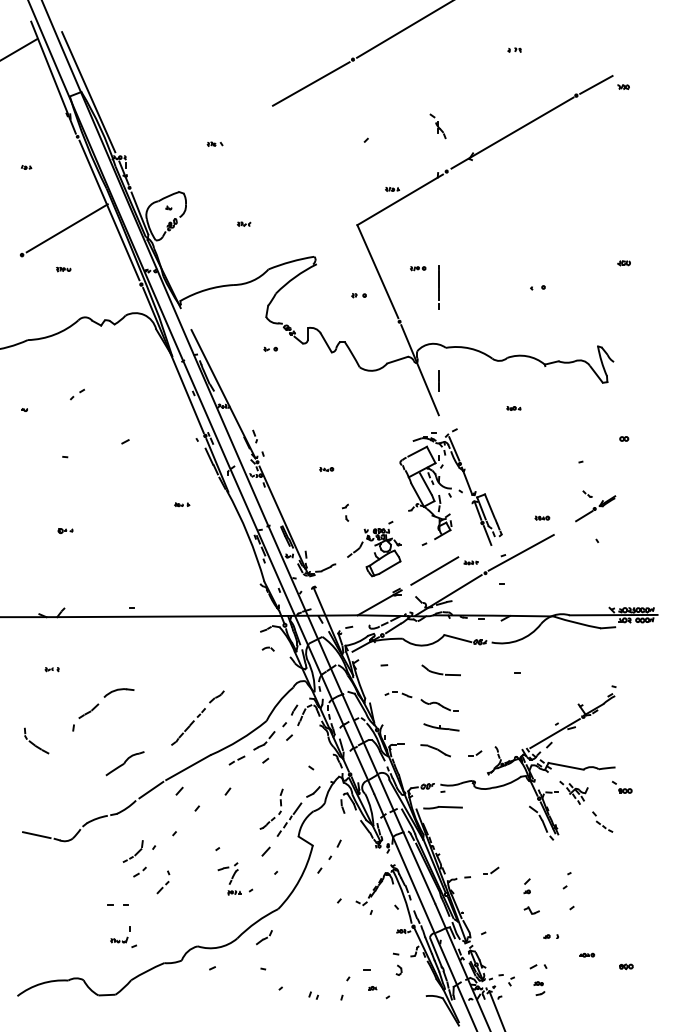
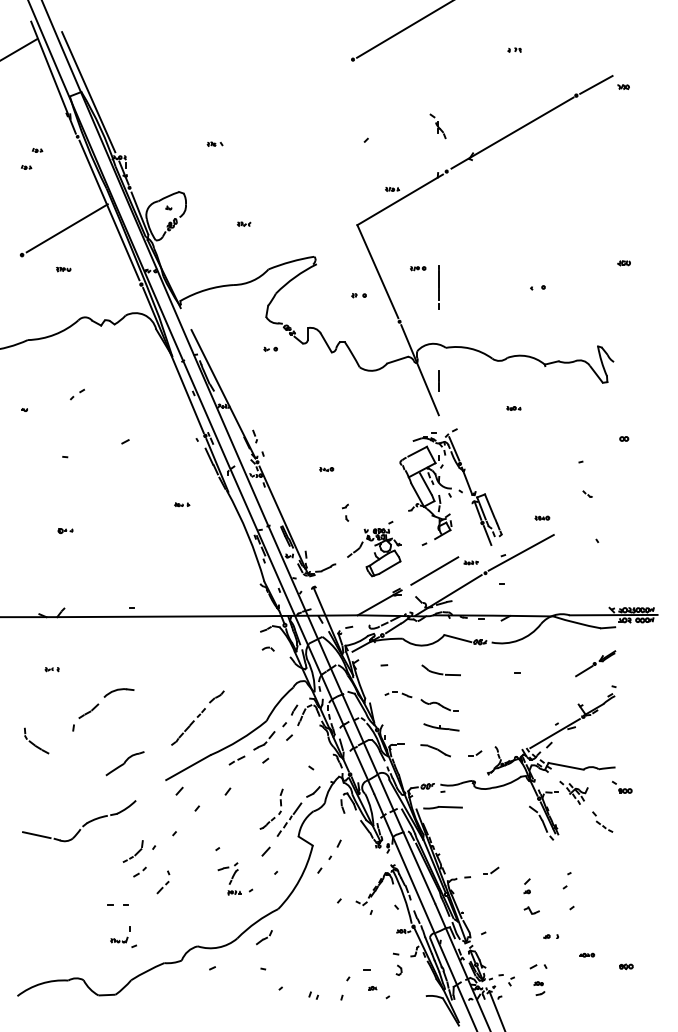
line: present -> none (310, 83)
part: none -> present (37, 150)
part position: (595, 508) -> (595, 663) (595, 663)
line: present -> none (151, 789)
